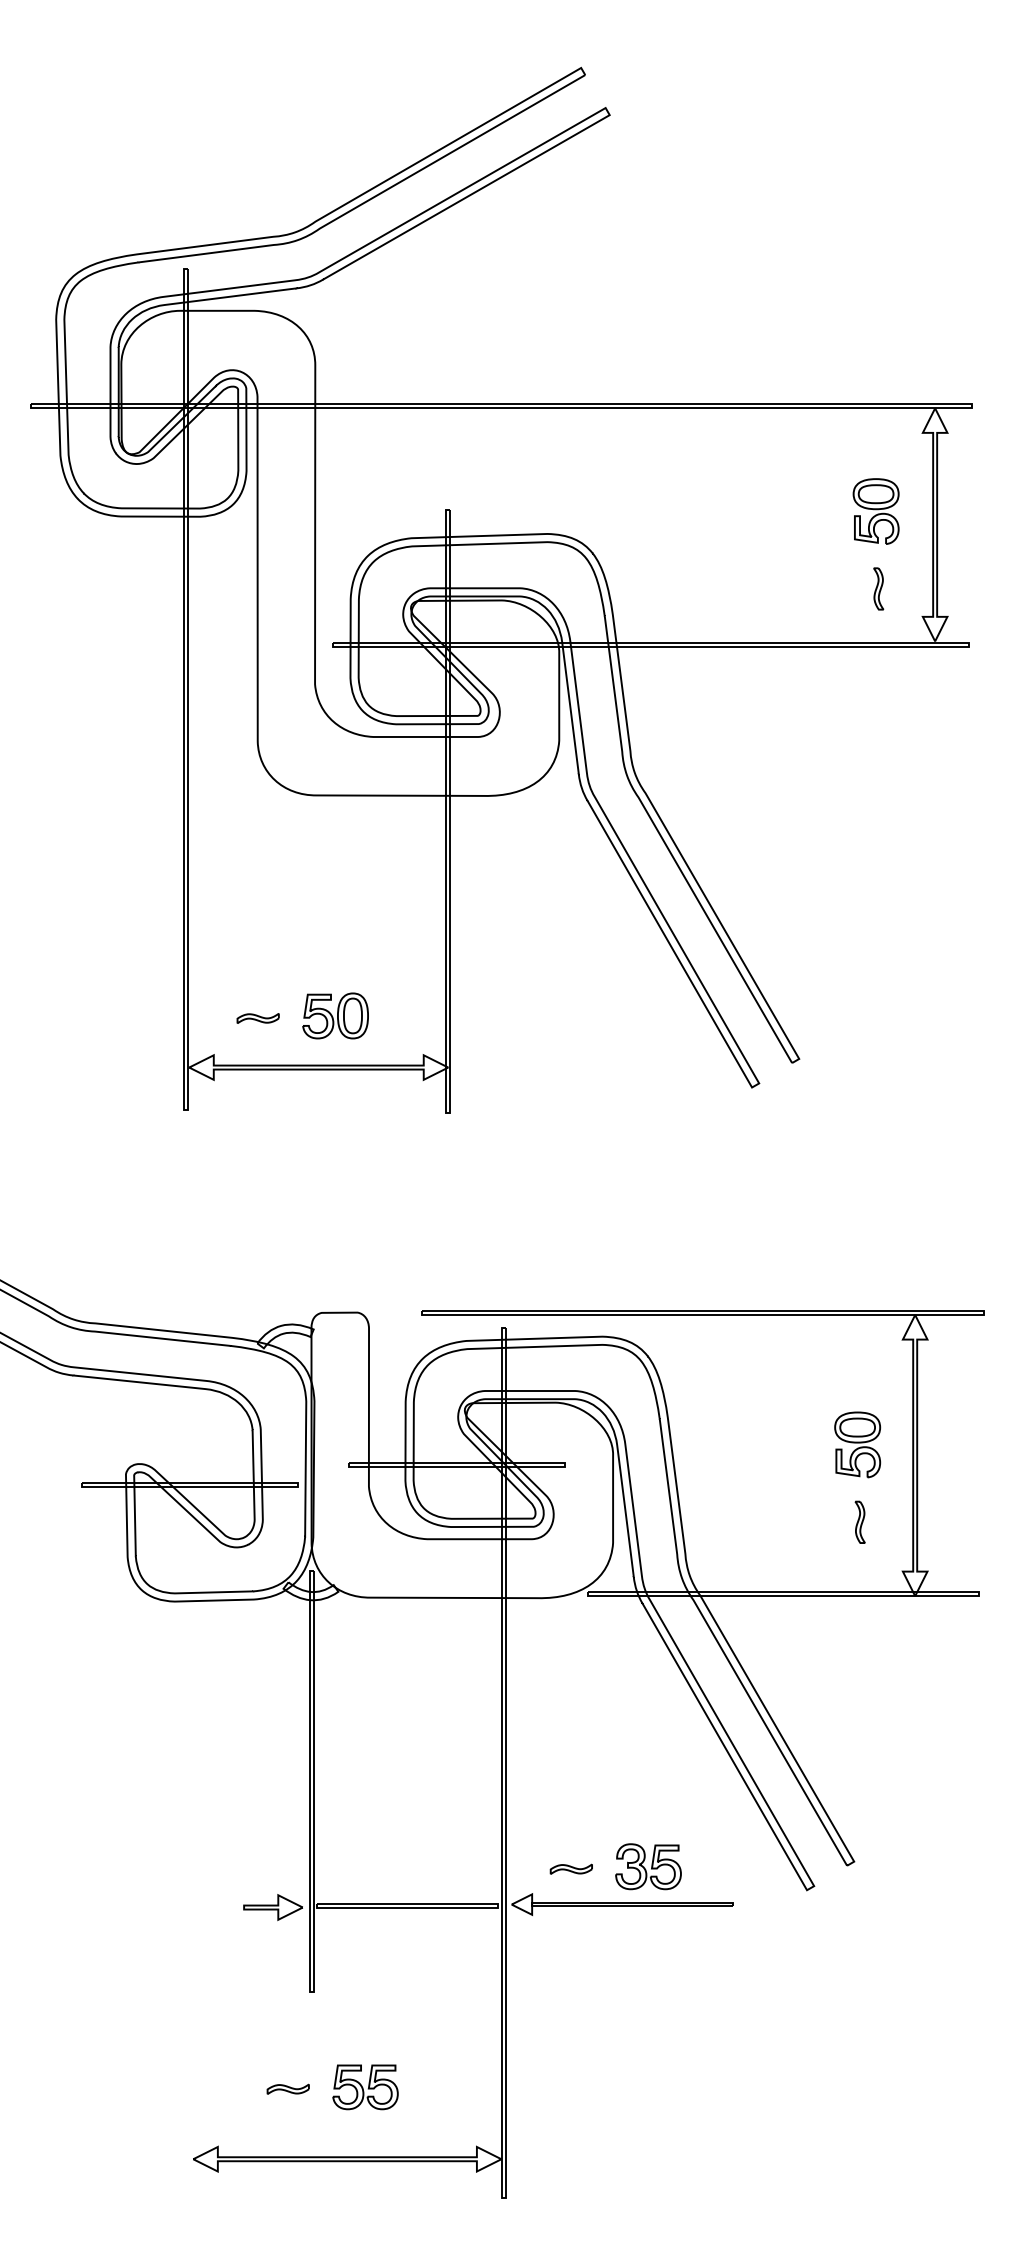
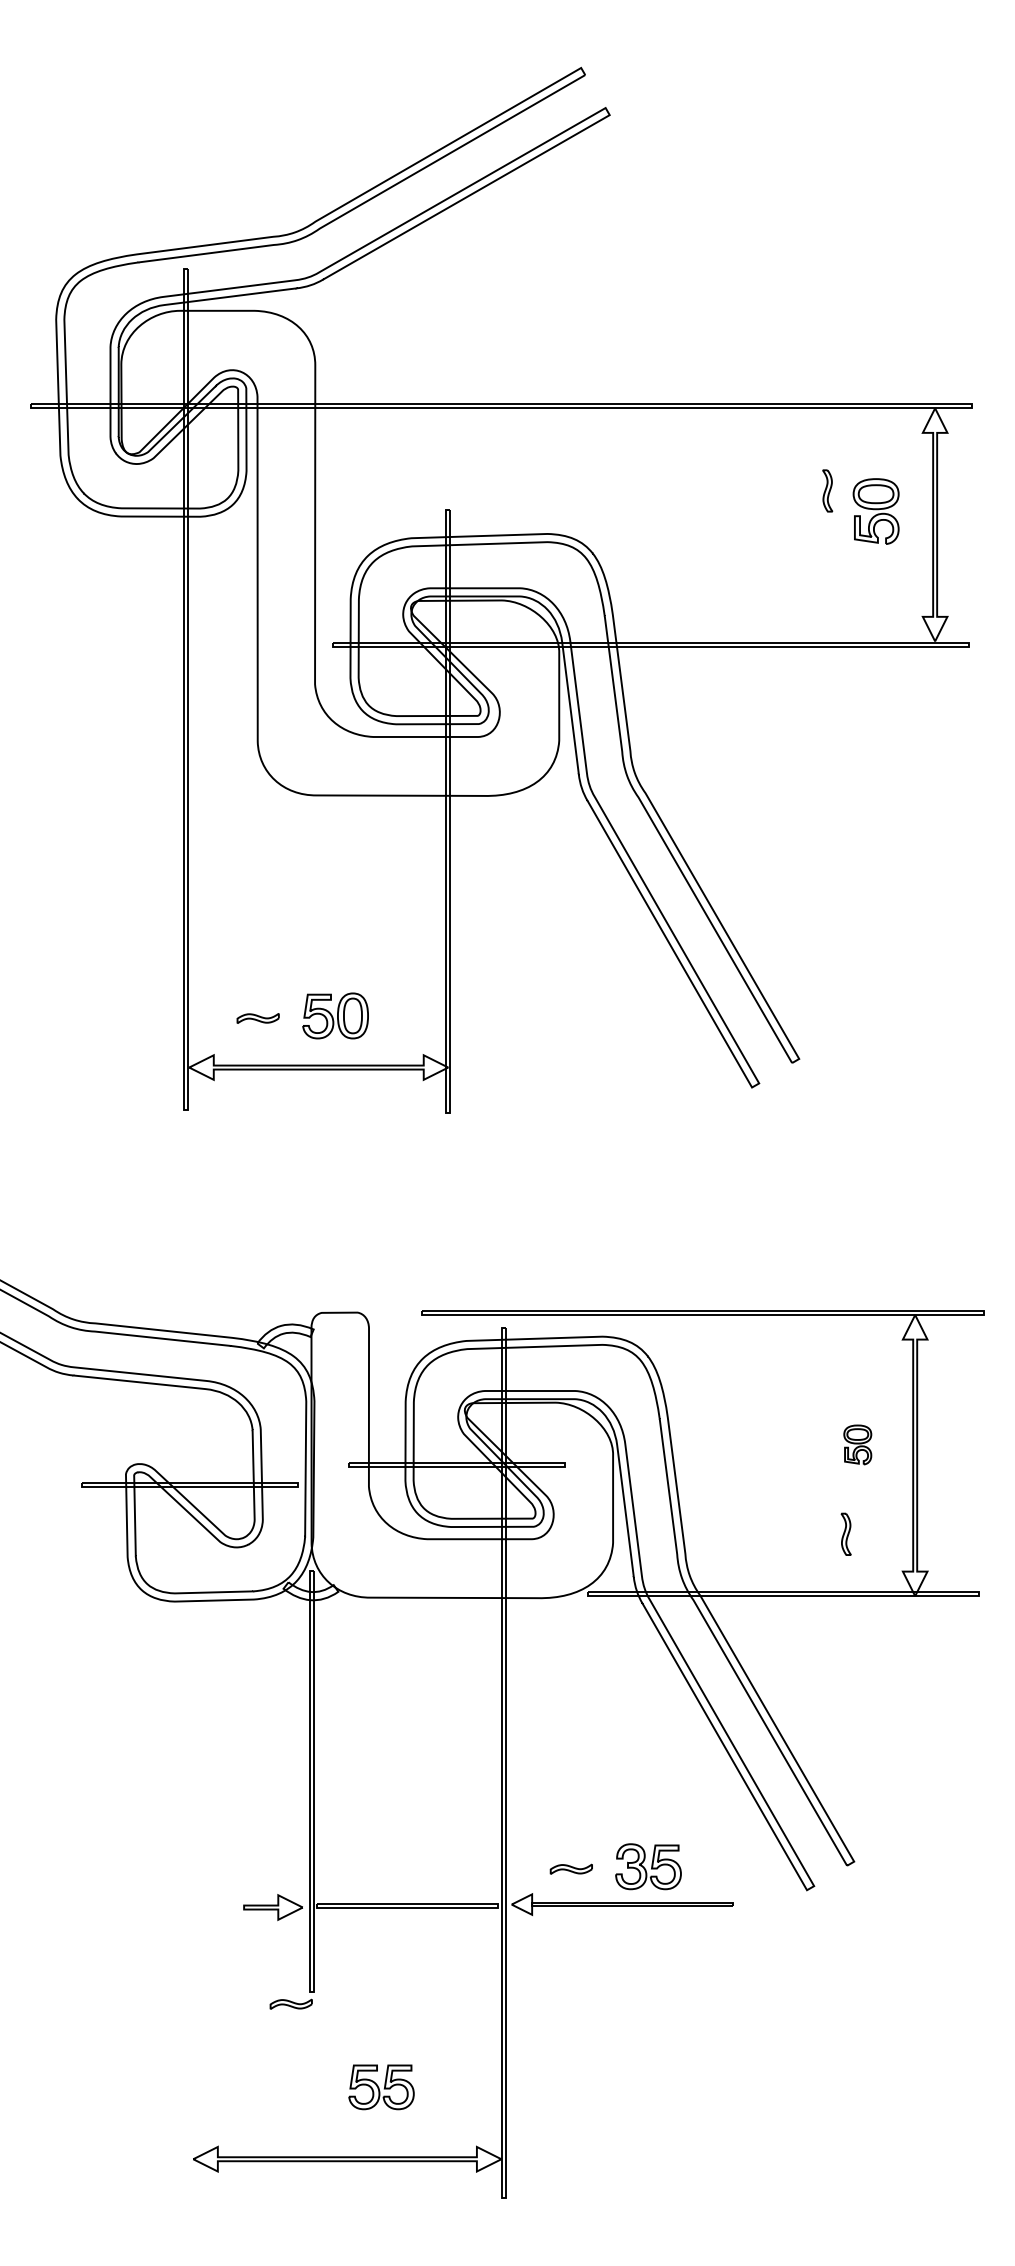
part position: (878, 588) -> (827, 490) (827, 490)
part size: 48x68 px -> 30x42 px (857, 1444)
part position: (859, 1521) -> (845, 1533) (845, 1533)
part position: (365, 2087) -> (381, 2087) (381, 2087)
part position: (287, 2088) -> (290, 2003) (290, 2003)
